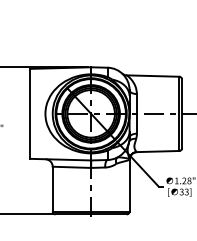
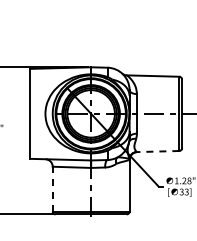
line: solid -> dashed (157, 151)
line: solid -> dashed (52, 188)
